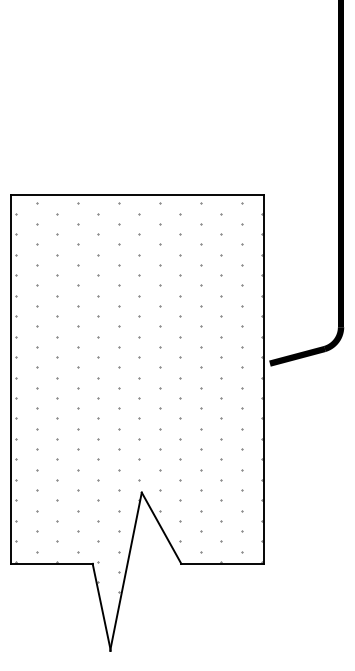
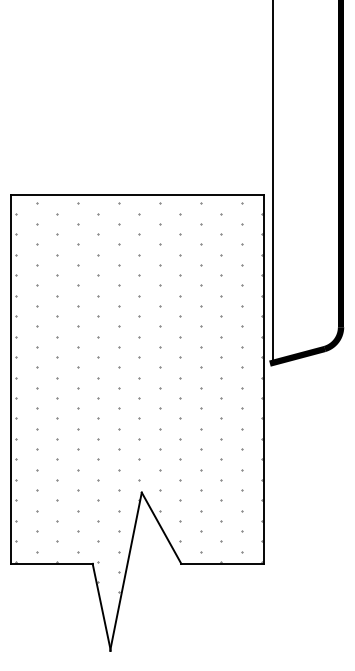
line: none -> present (273, 182)
